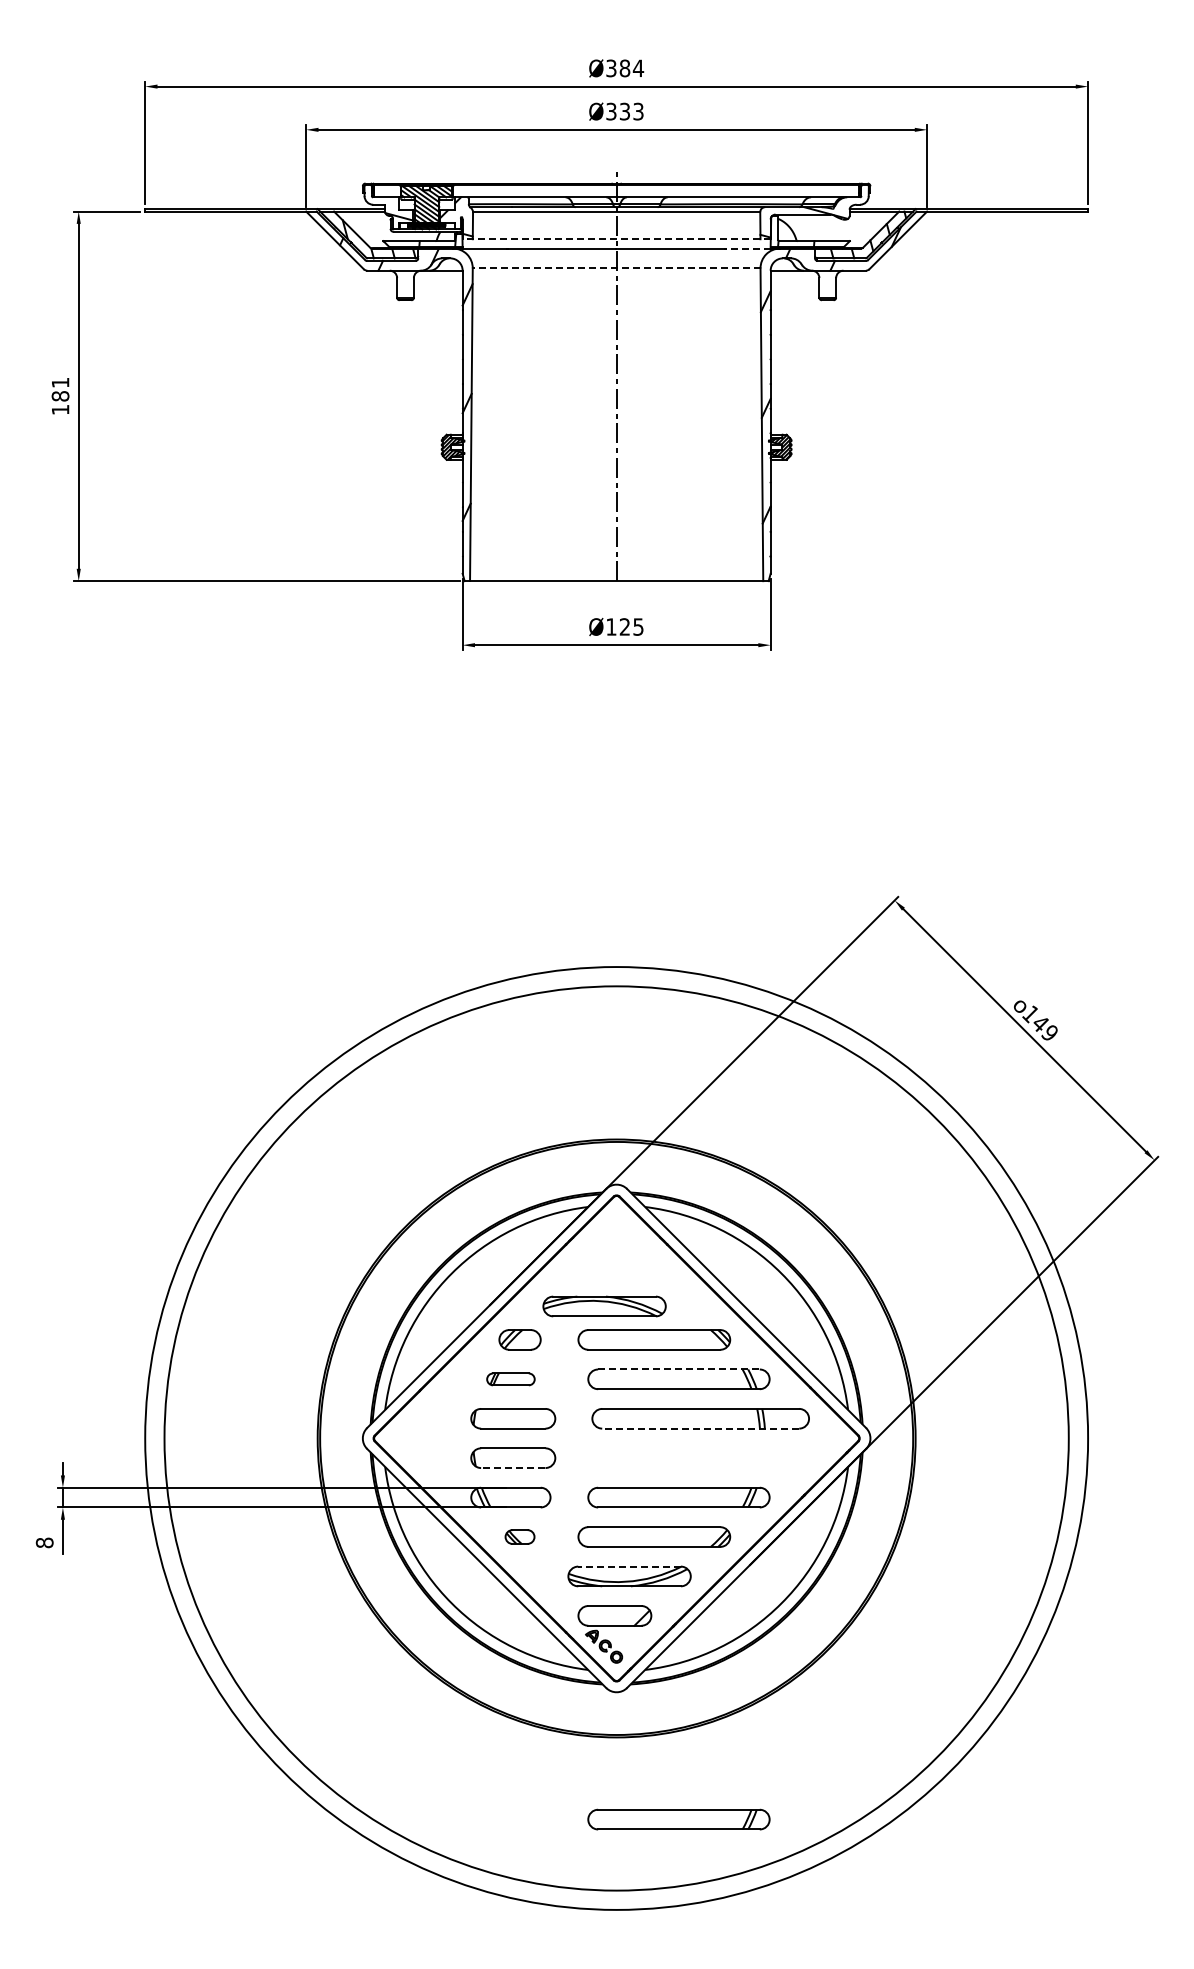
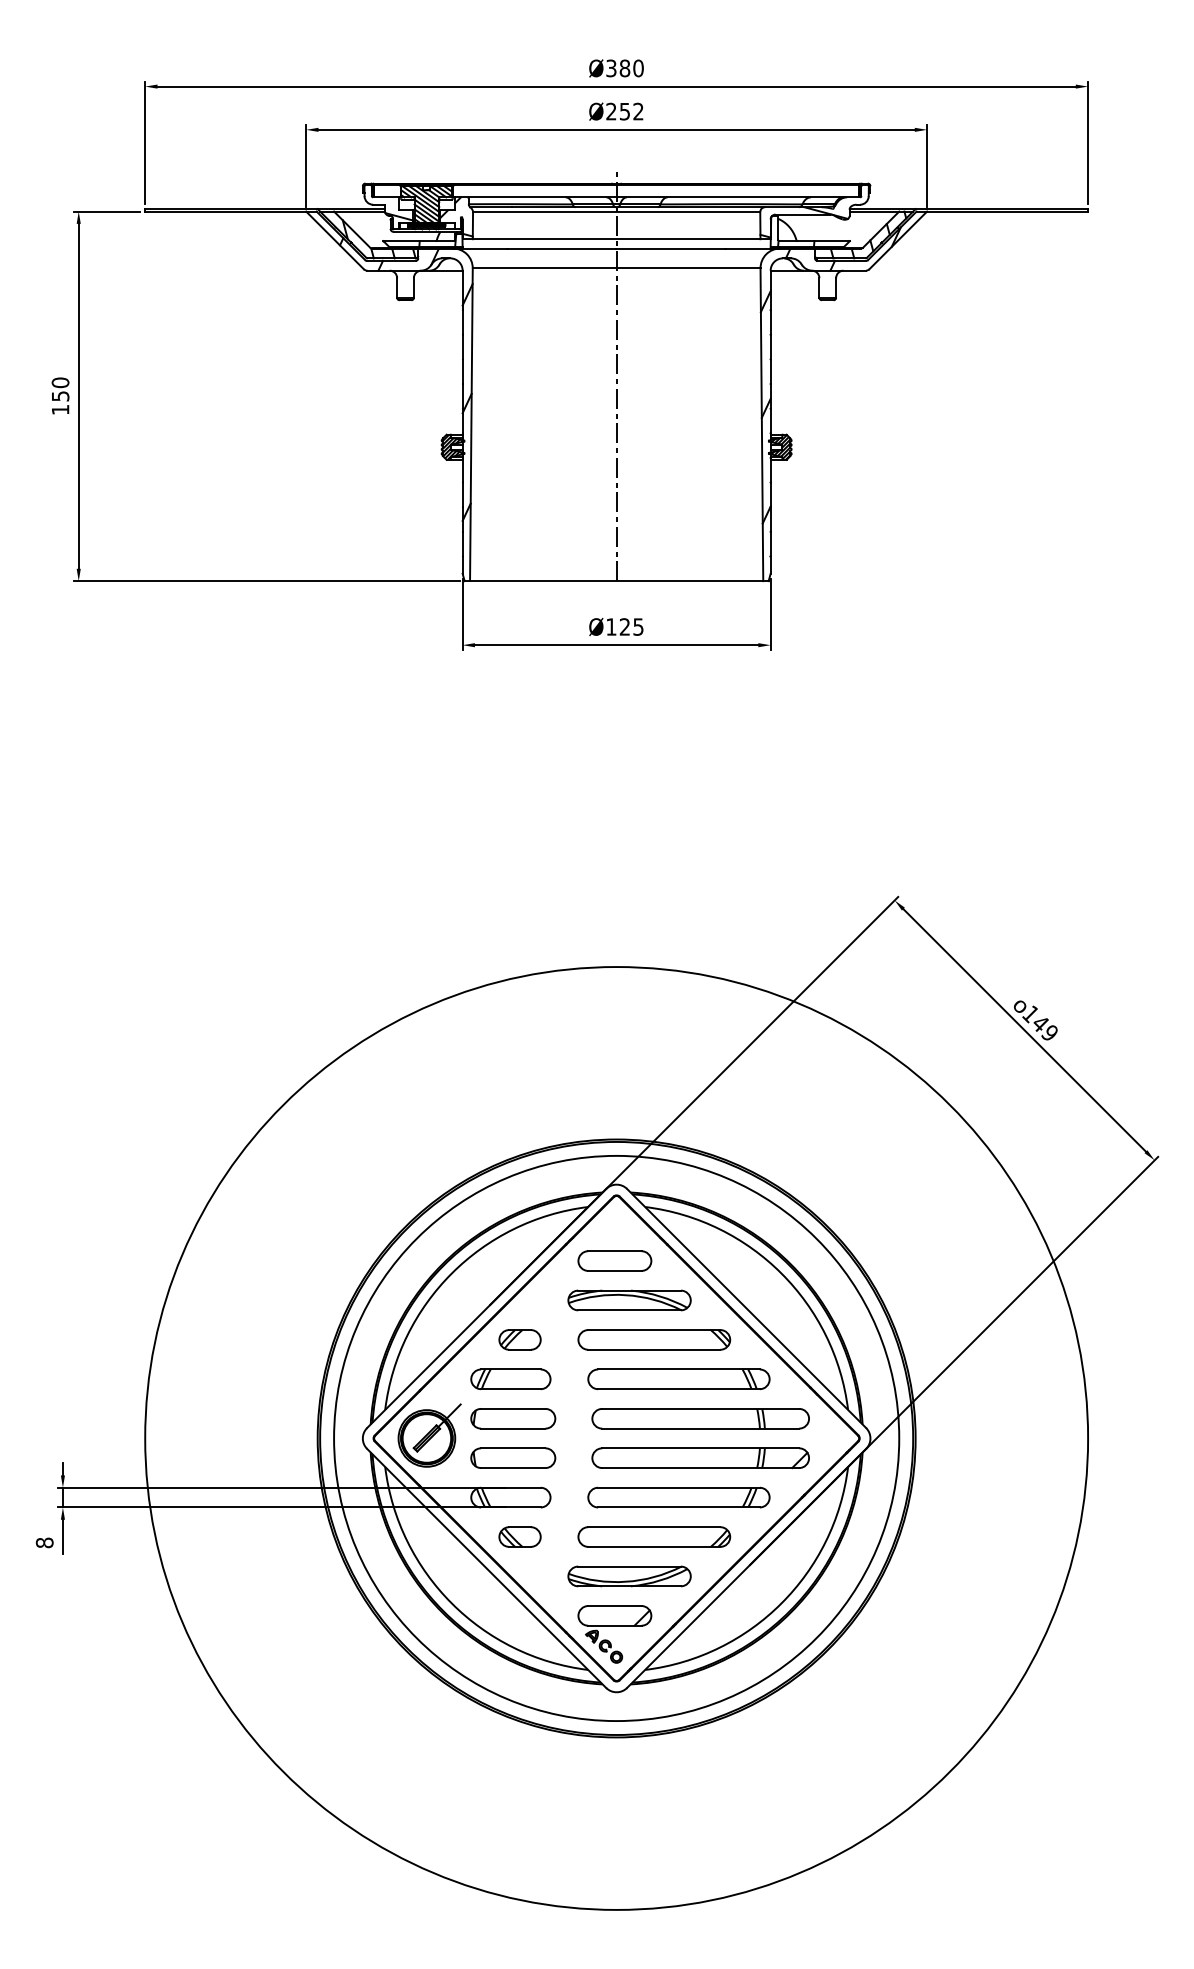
text: Ø384 -> Ø380 (638, 68)
text: Ø333 -> Ø252 (624, 111)
line: dashed -> solid (616, 239)
line: dashed -> solid (747, 248)
line: dashed -> solid (616, 268)
text: 181 -> 150 (60, 389)
part: none -> present (614, 1260)
part position: (604, 1306) -> (629, 1300) (629, 1300)
line: dashed -> solid (678, 1369)
part size: 50x15 px -> 82x23 px (510, 1379)
line: dashed -> solid (700, 1428)
part: none -> present (429, 1435)
circle diameter: 904 px -> 565 px (616, 1438)
part: none -> present (700, 1458)
line: dashed -> solid (512, 1468)
part size: 32x16 px -> 44x22 px (519, 1536)
line: dashed -> solid (629, 1566)
part: present -> none (678, 1819)
